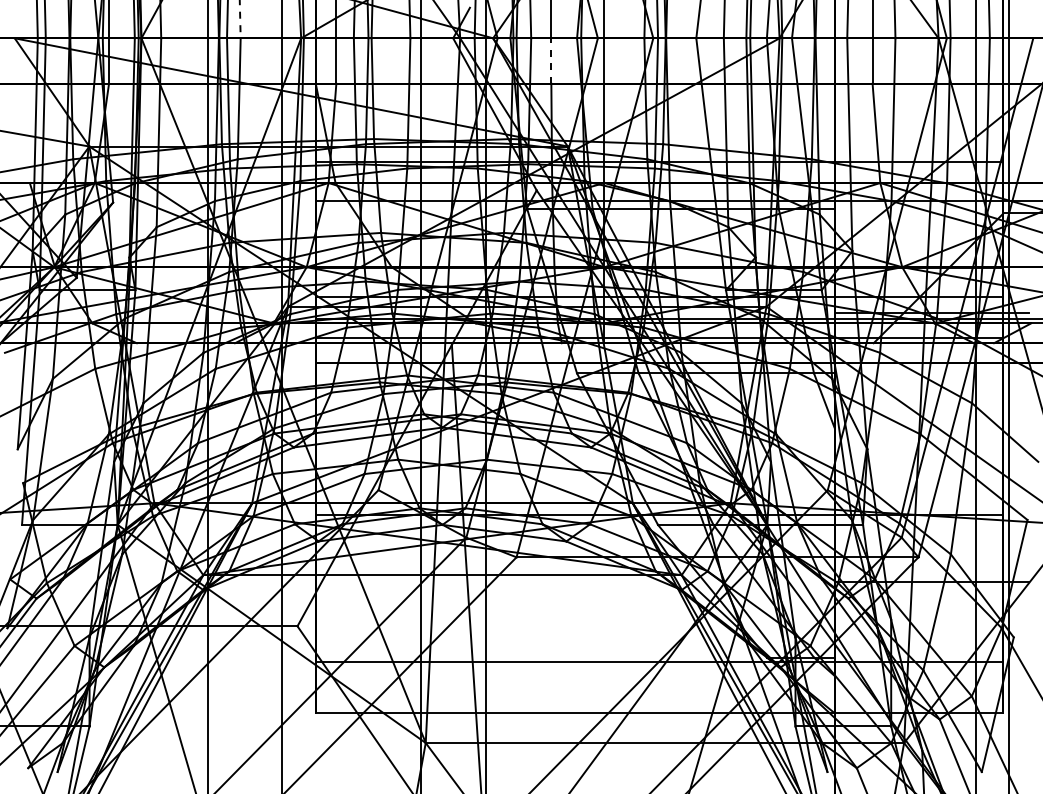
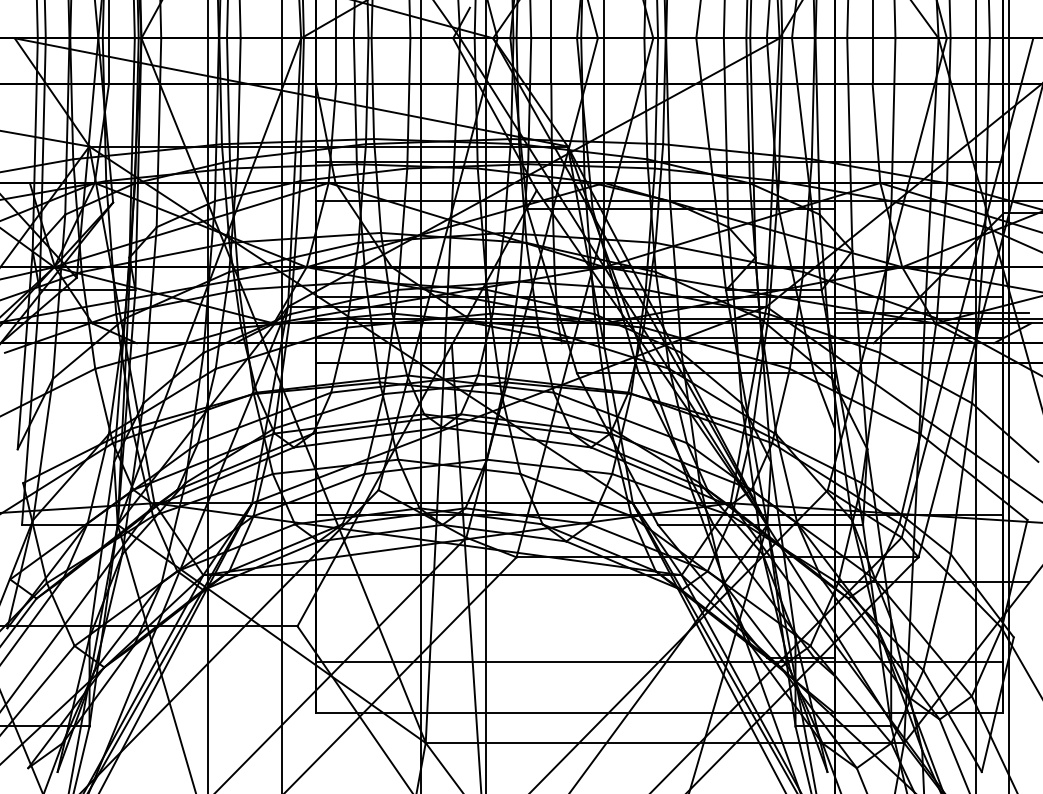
line: dashed -> solid (240, 19)
line: dashed -> solid (551, 61)
